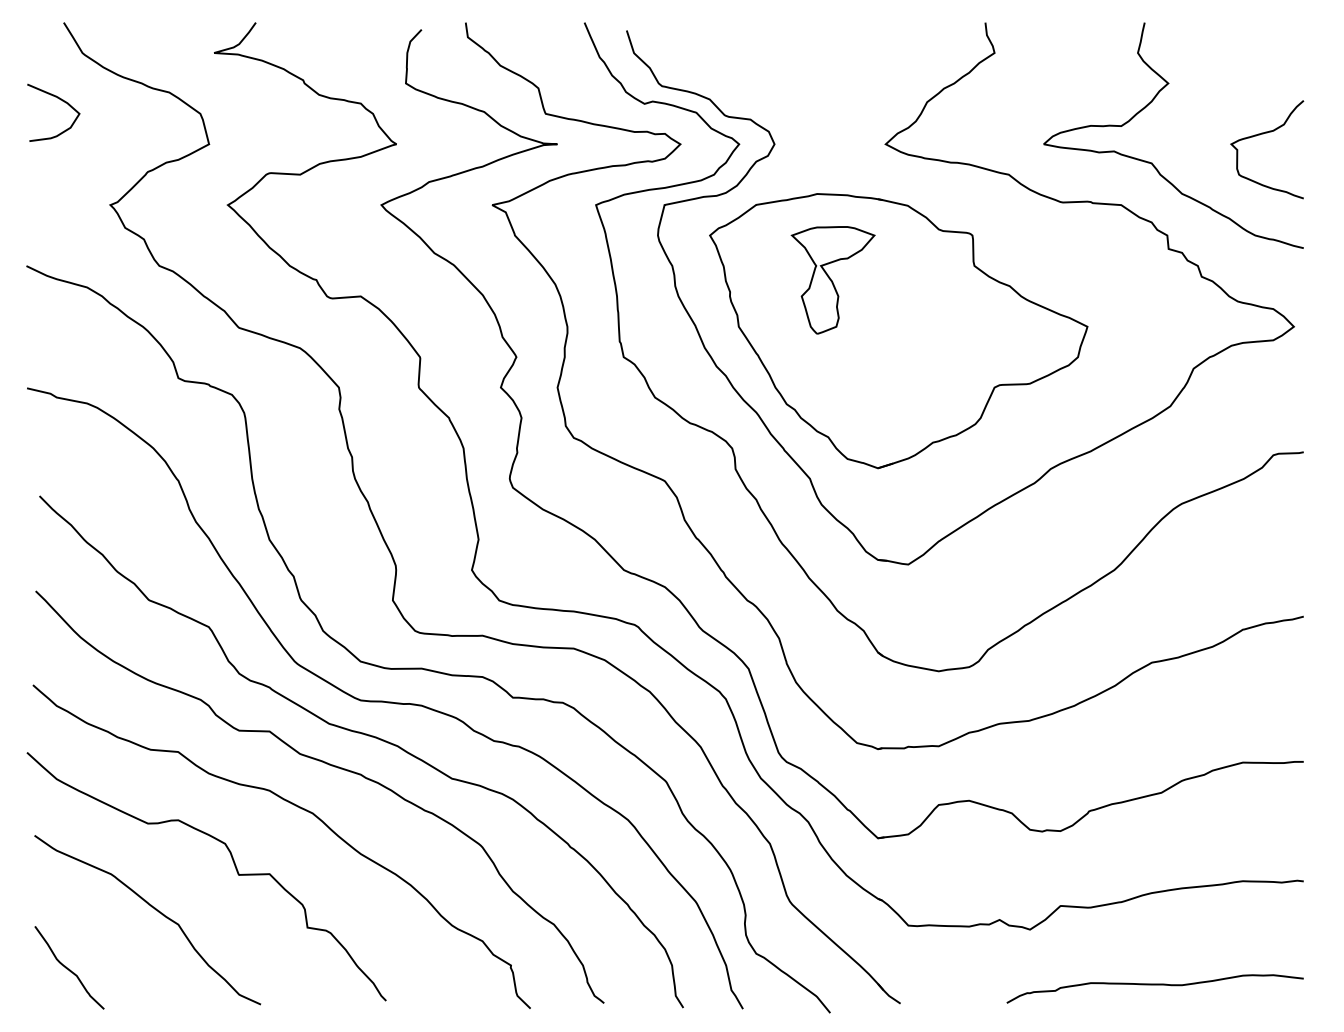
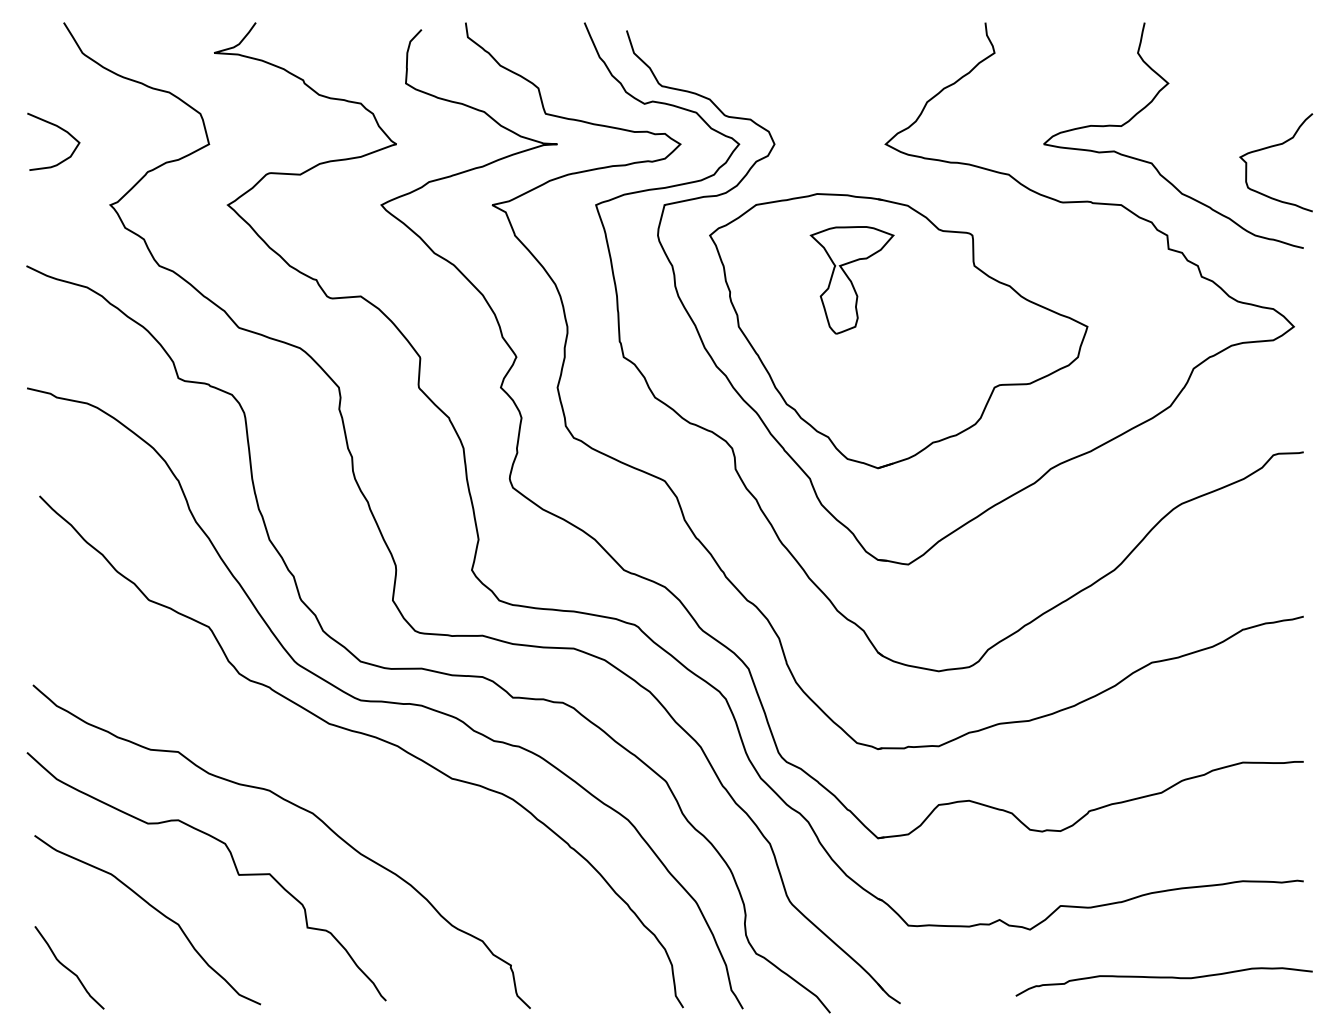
curve position: (60, 100) -> (60, 129) (60, 129)
curve position: (1263, 134) -> (1272, 147) (1272, 147)
part position: (832, 280) -> (851, 280) (851, 280)
curve: present -> none (331, 766)
curve position: (1154, 985) -> (1163, 978) (1163, 978)
